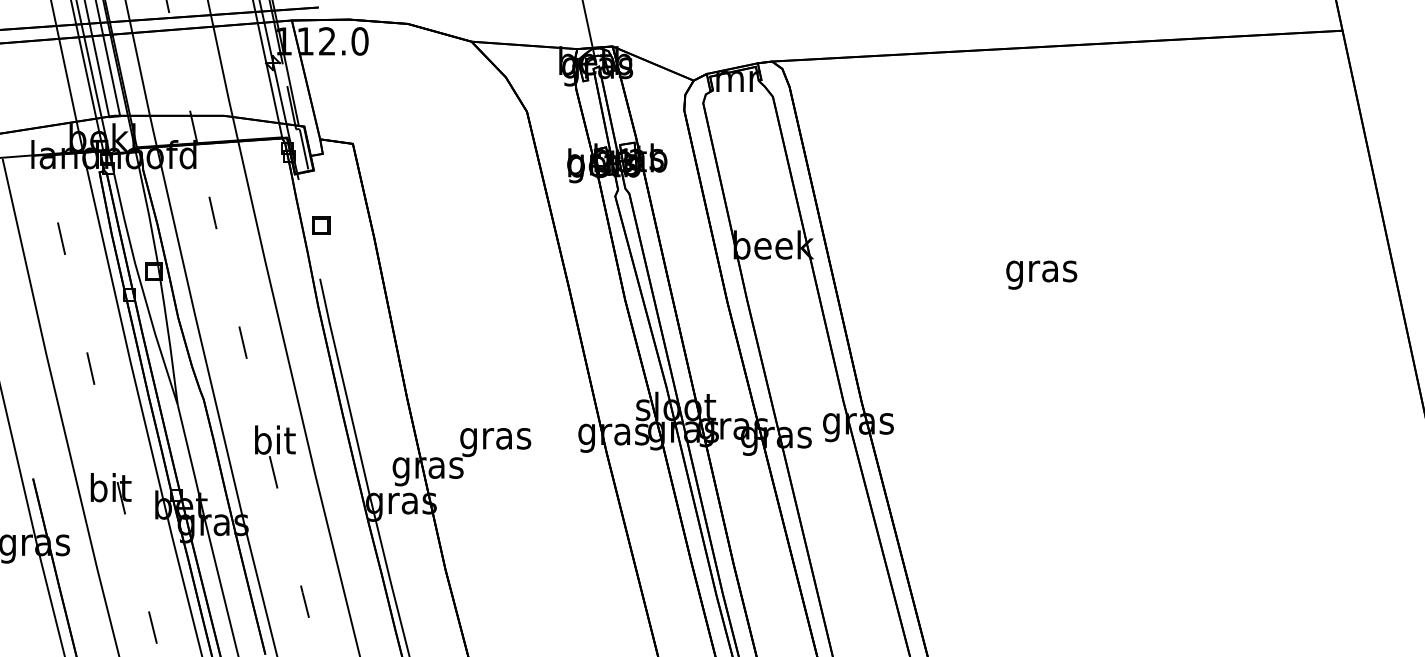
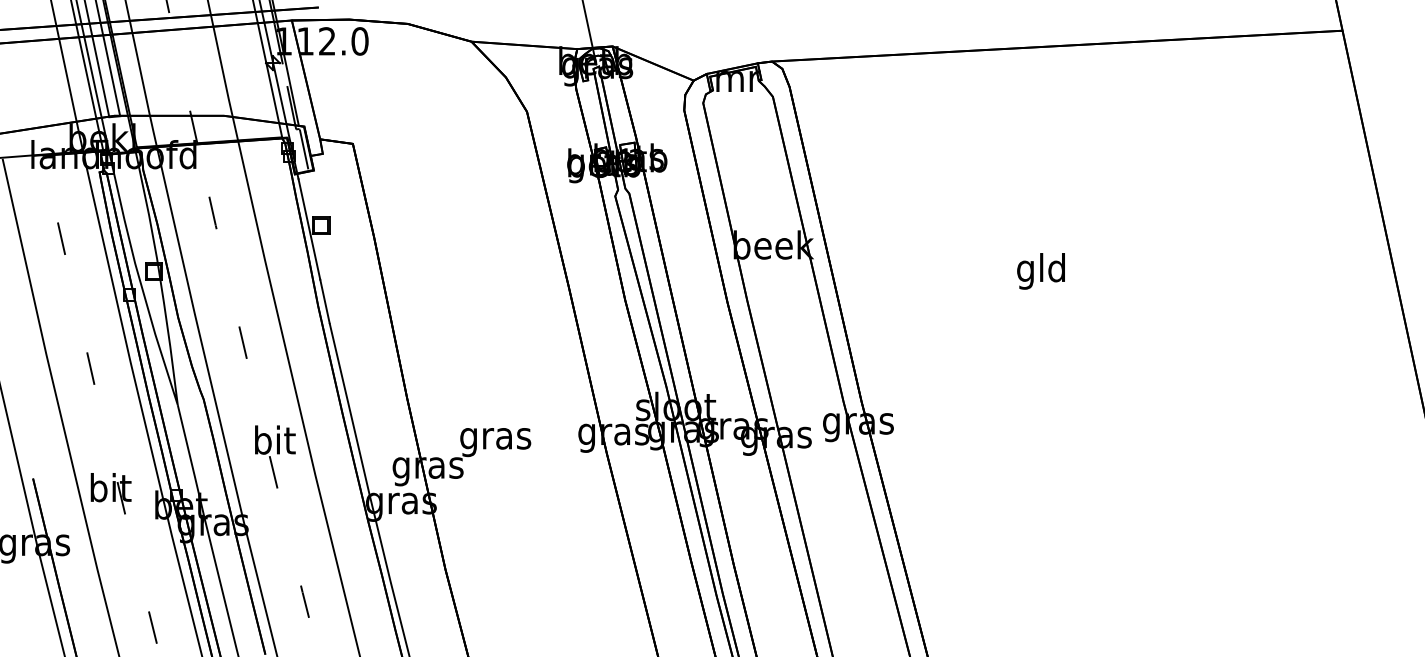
line: none -> present (309, 229)
text: gras -> gld (1041, 271)
